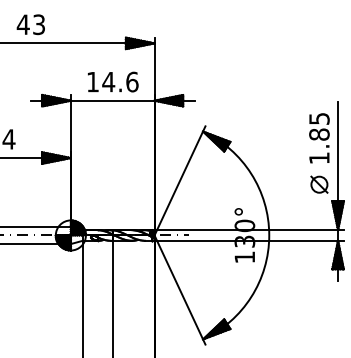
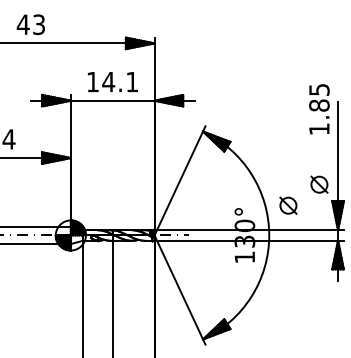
text: 14.6 -> 14.1 (132, 81)
text position: (319, 138) -> (319, 109) (319, 109)
part: none -> present (288, 205)
